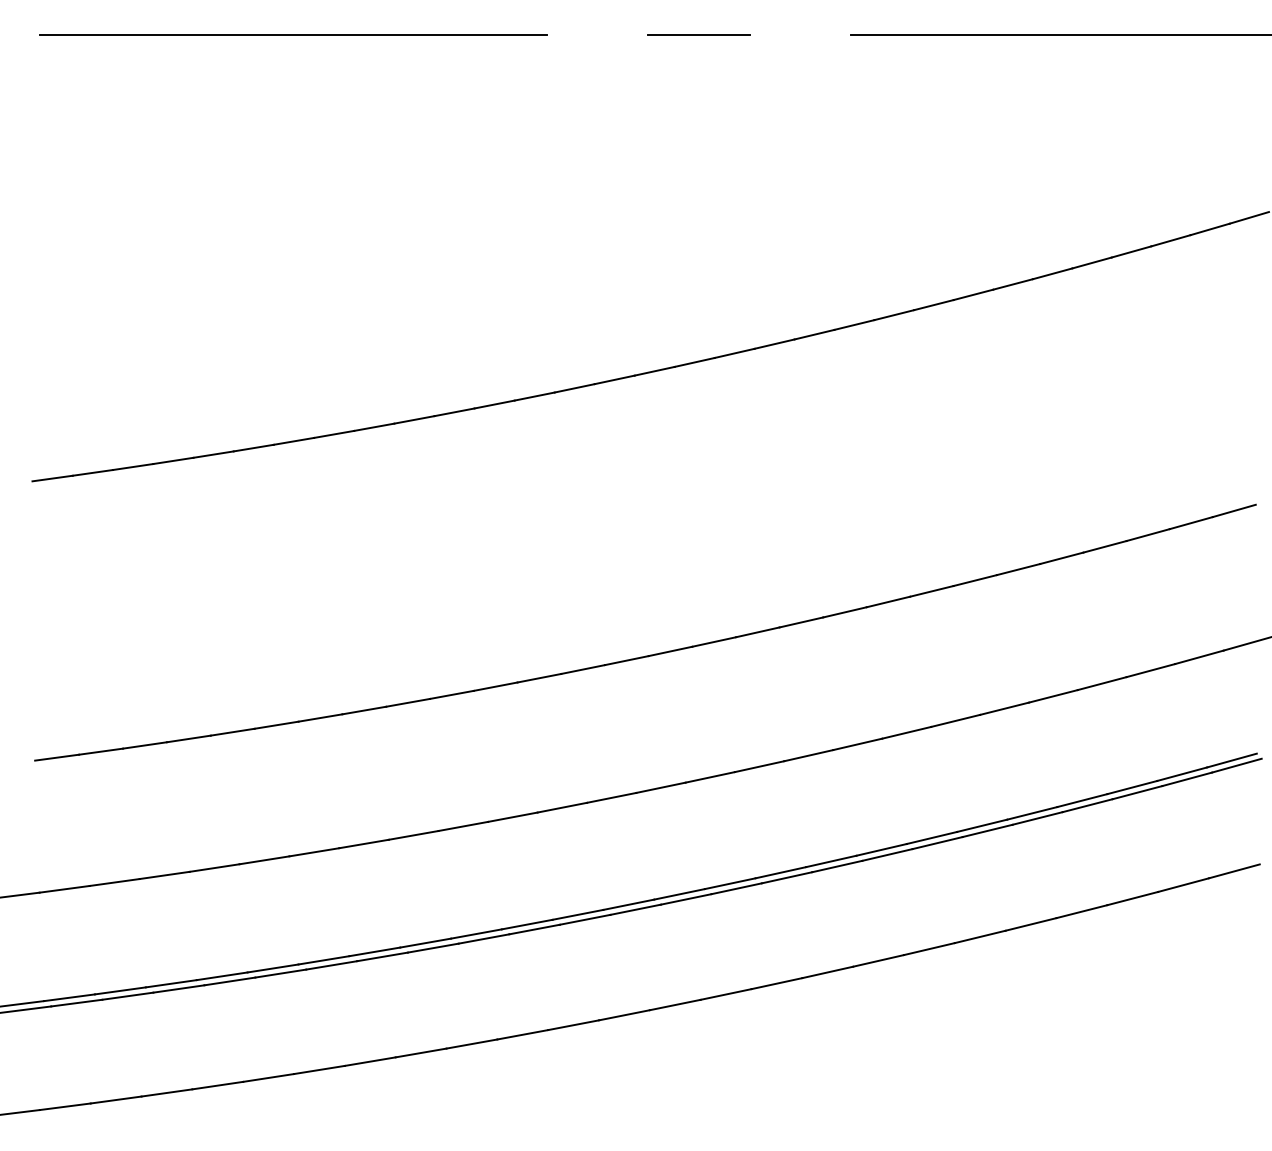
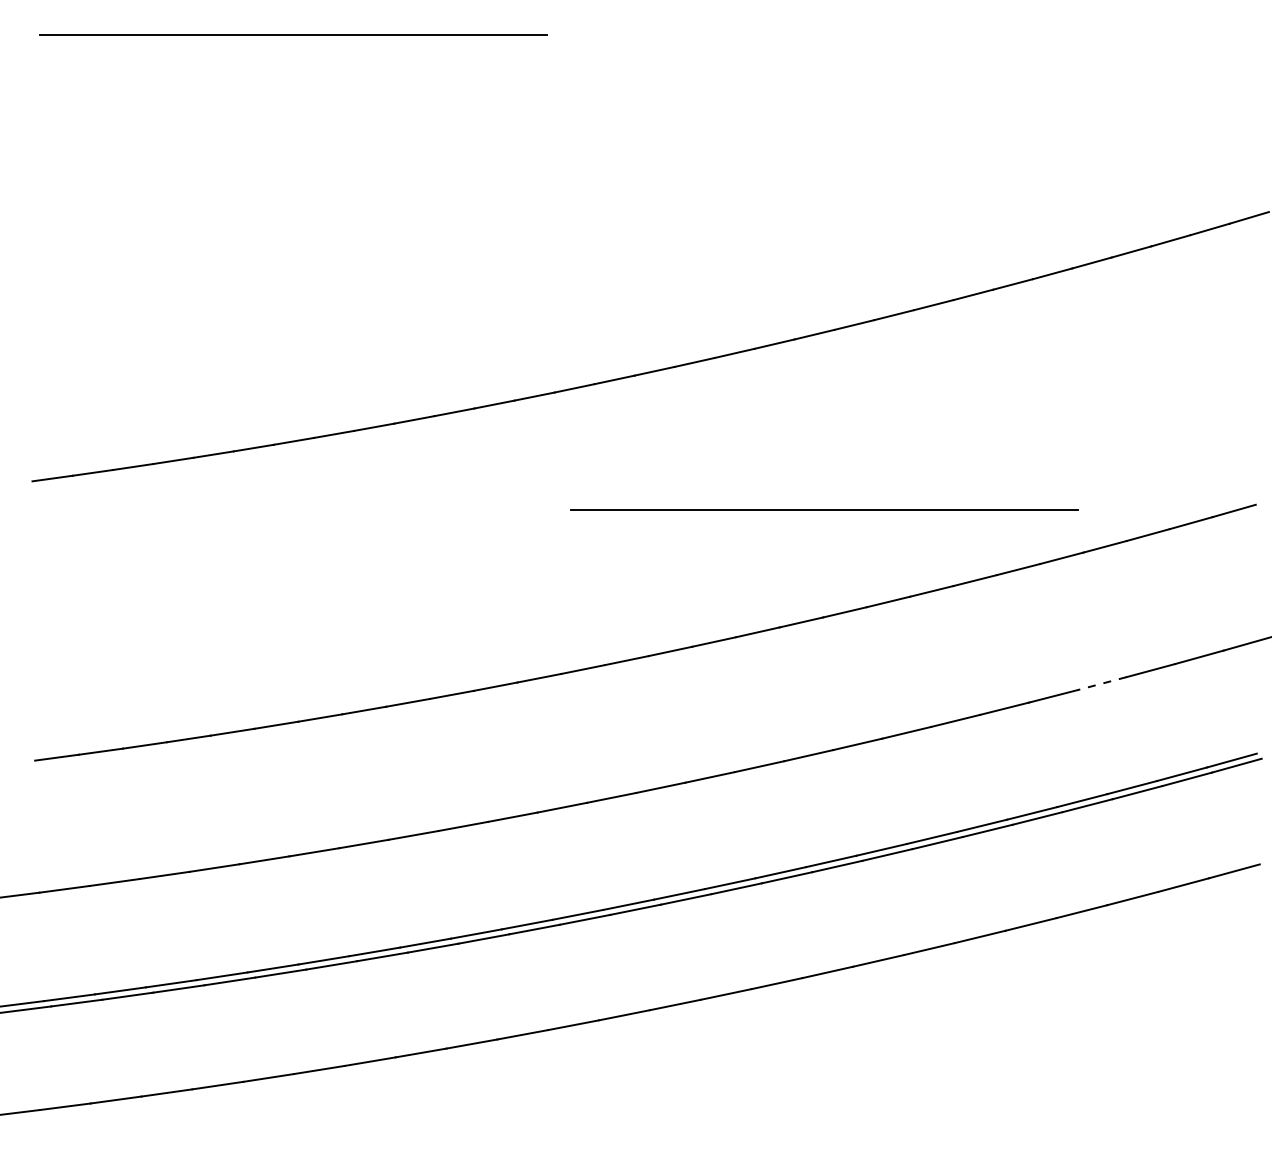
line: present -> none (698, 34)
line: present -> none (1059, 34)
line: none -> present (824, 509)
line: solid -> dashed (1101, 683)
